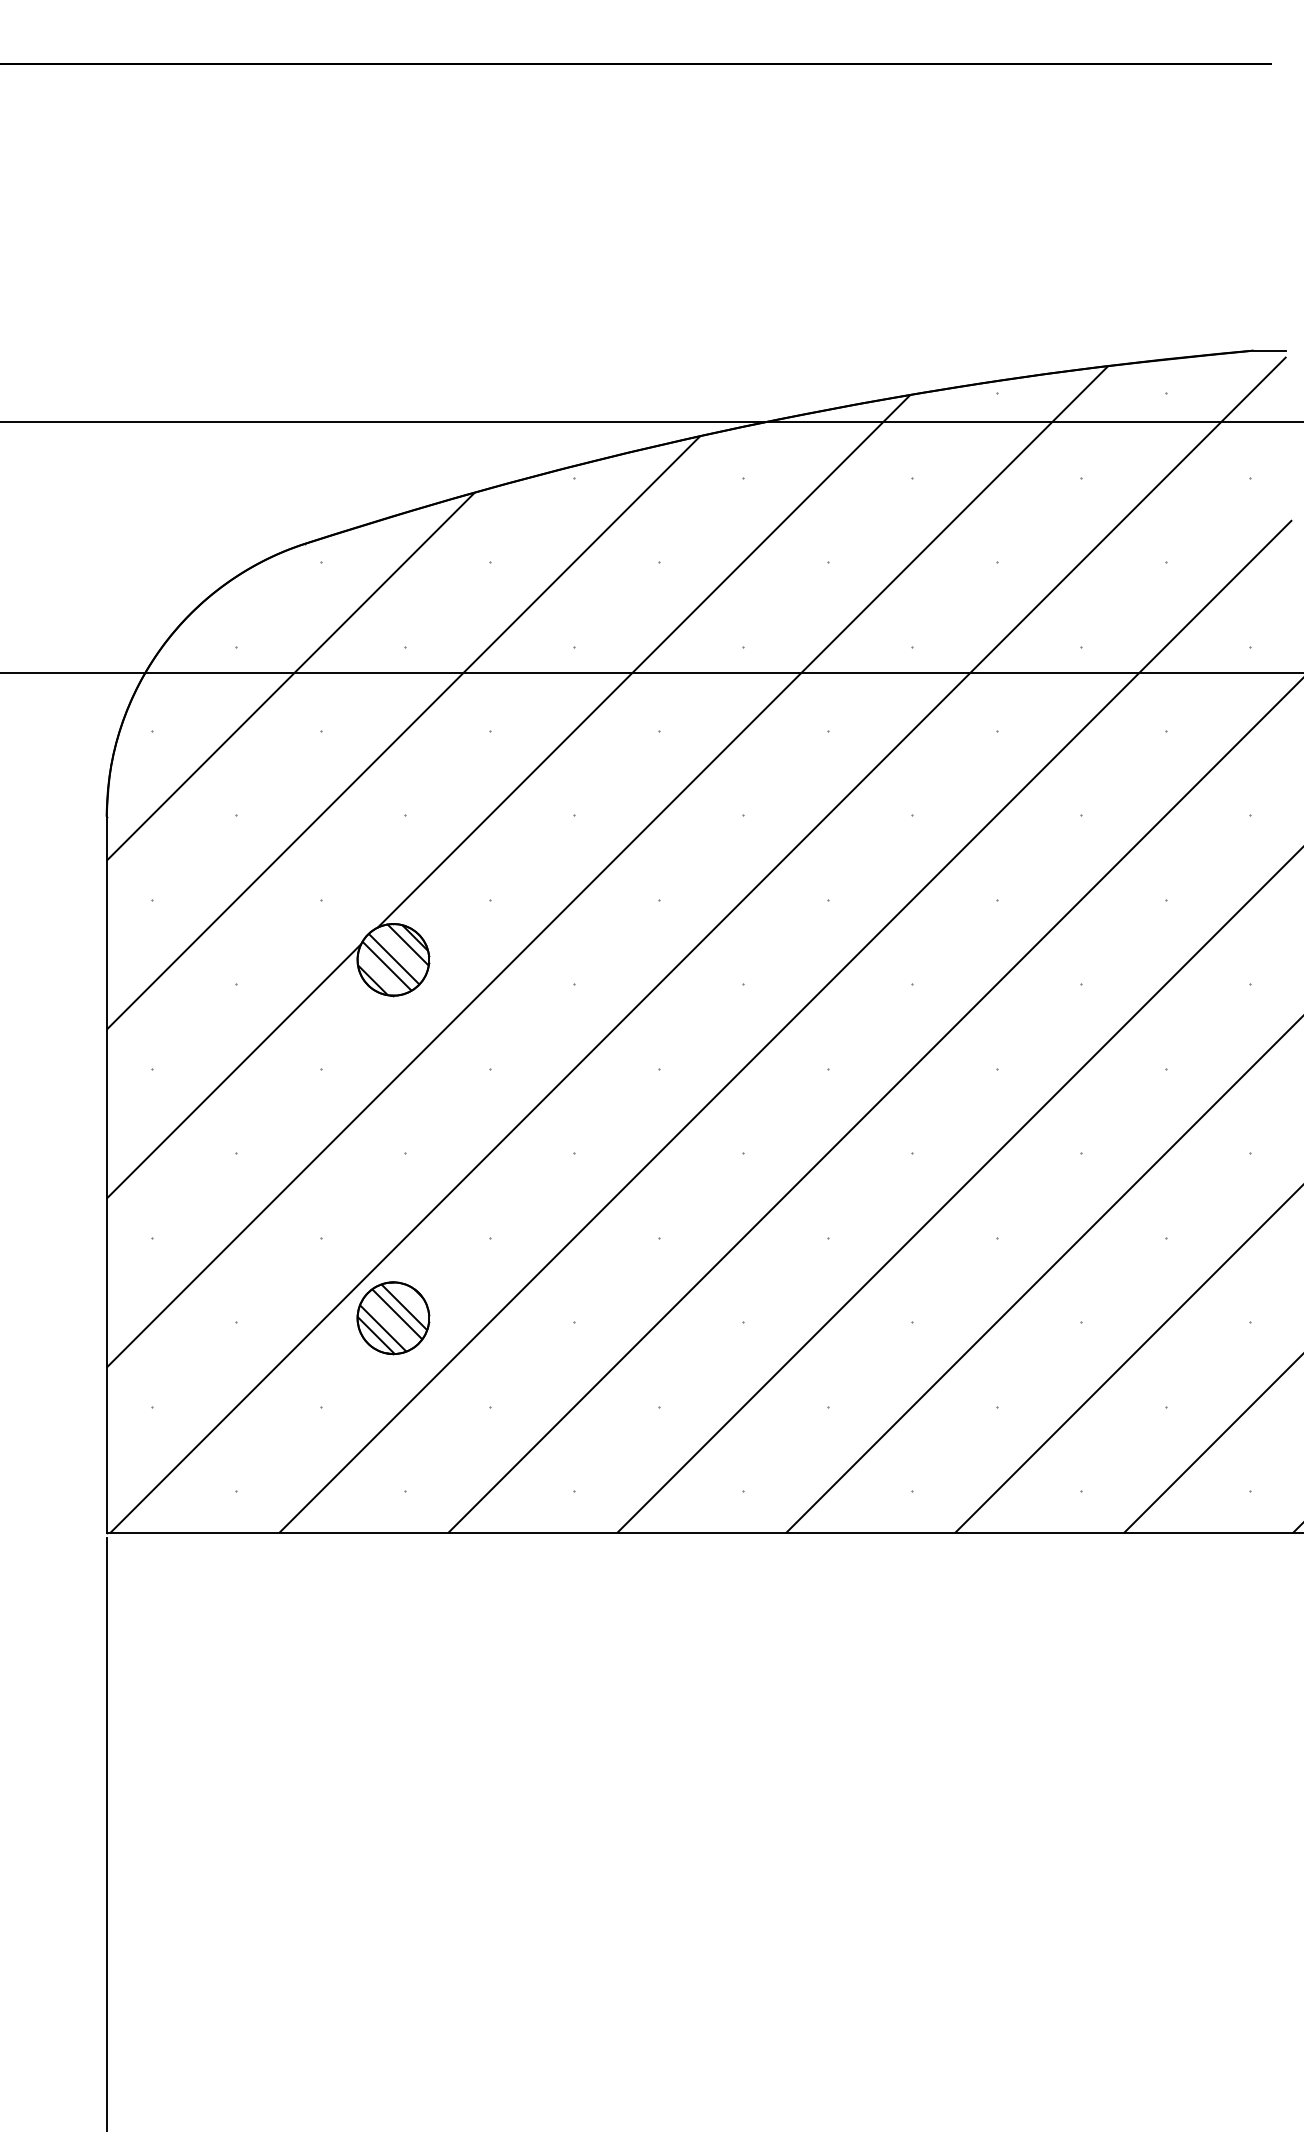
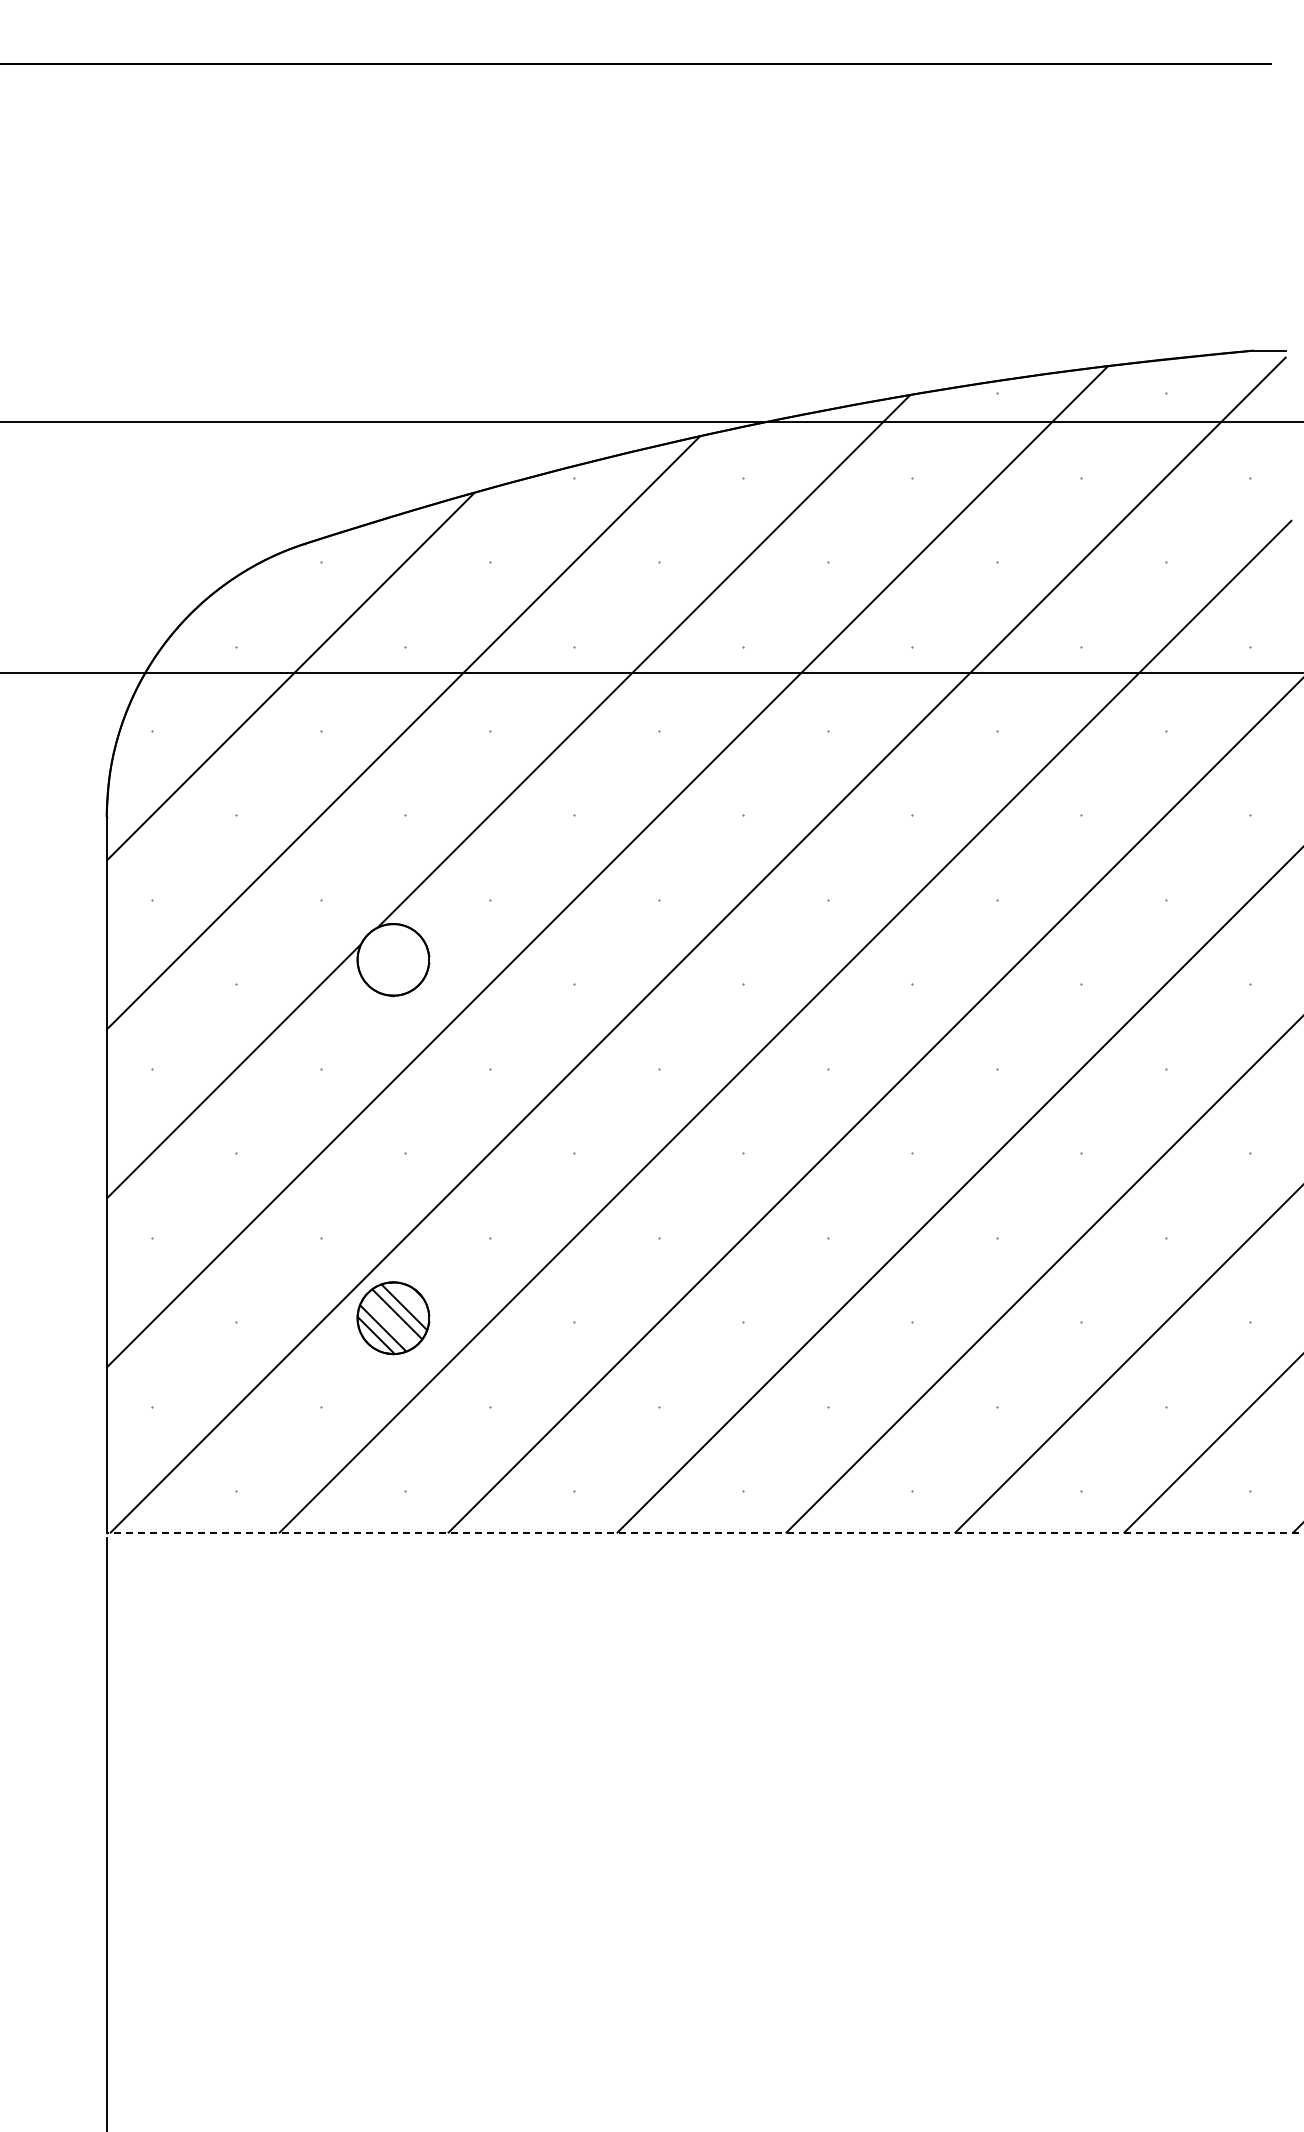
hatch: present -> none (393, 959)
line: solid -> dashed (704, 1533)
